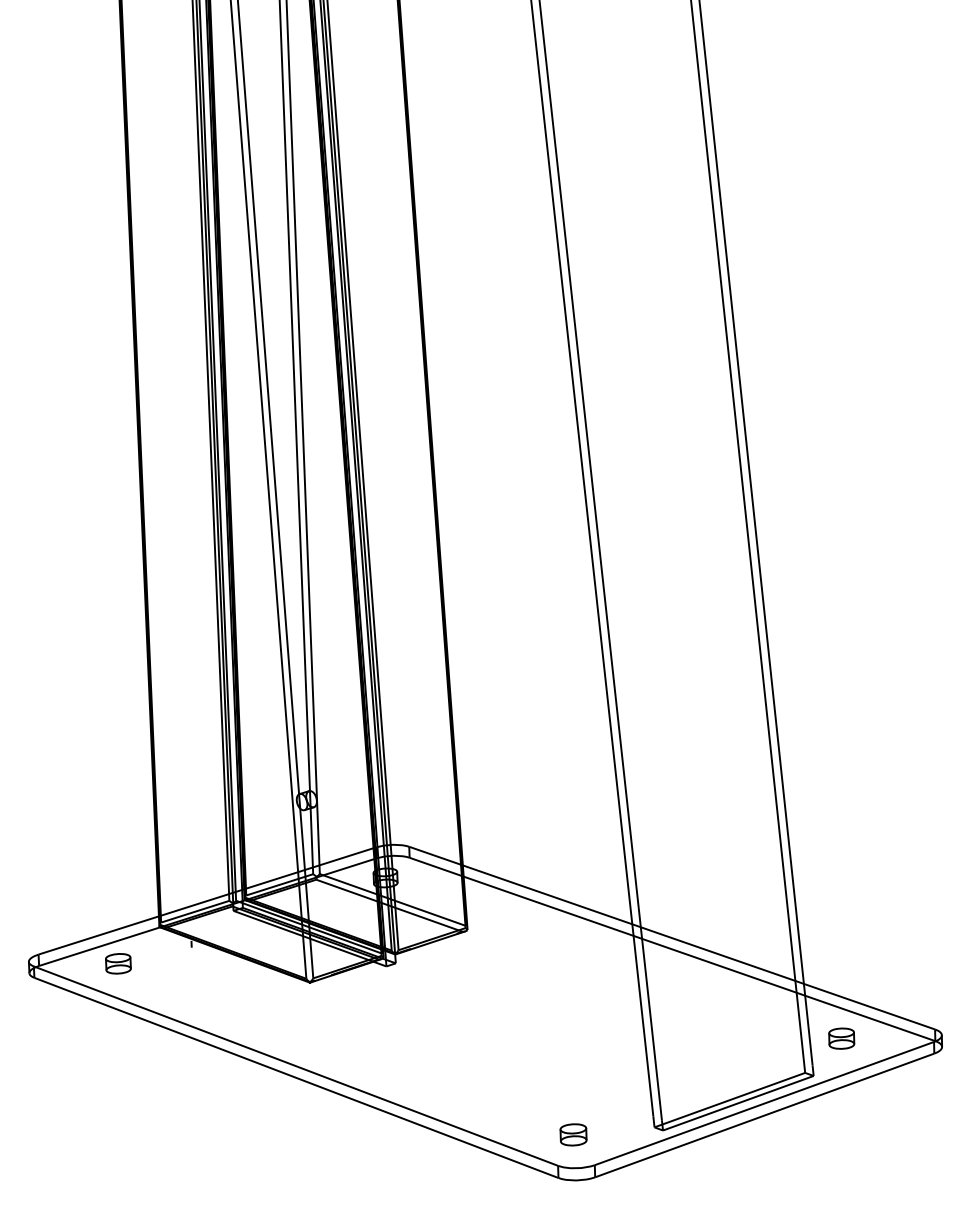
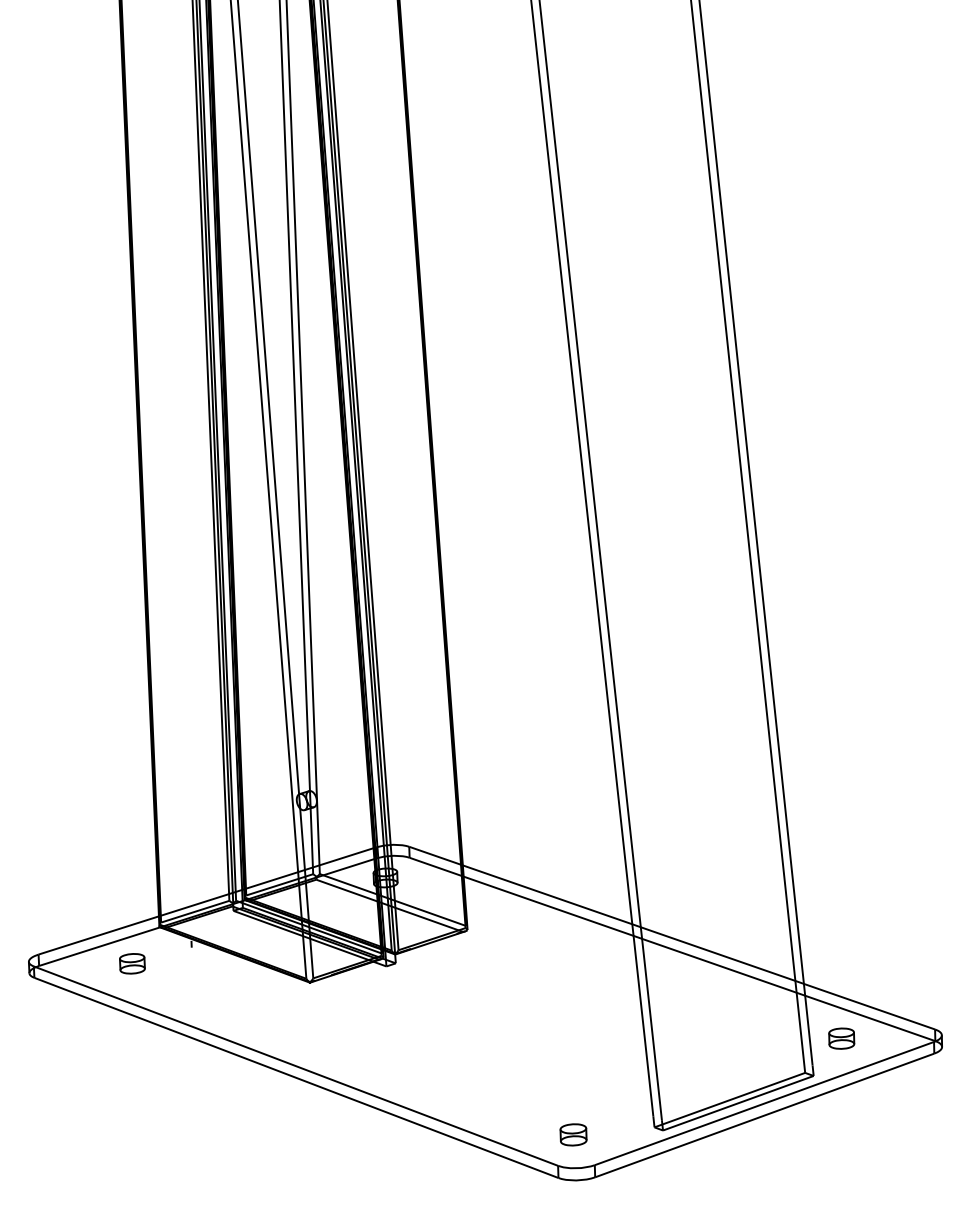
part position: (118, 963) -> (132, 963) (132, 963)
